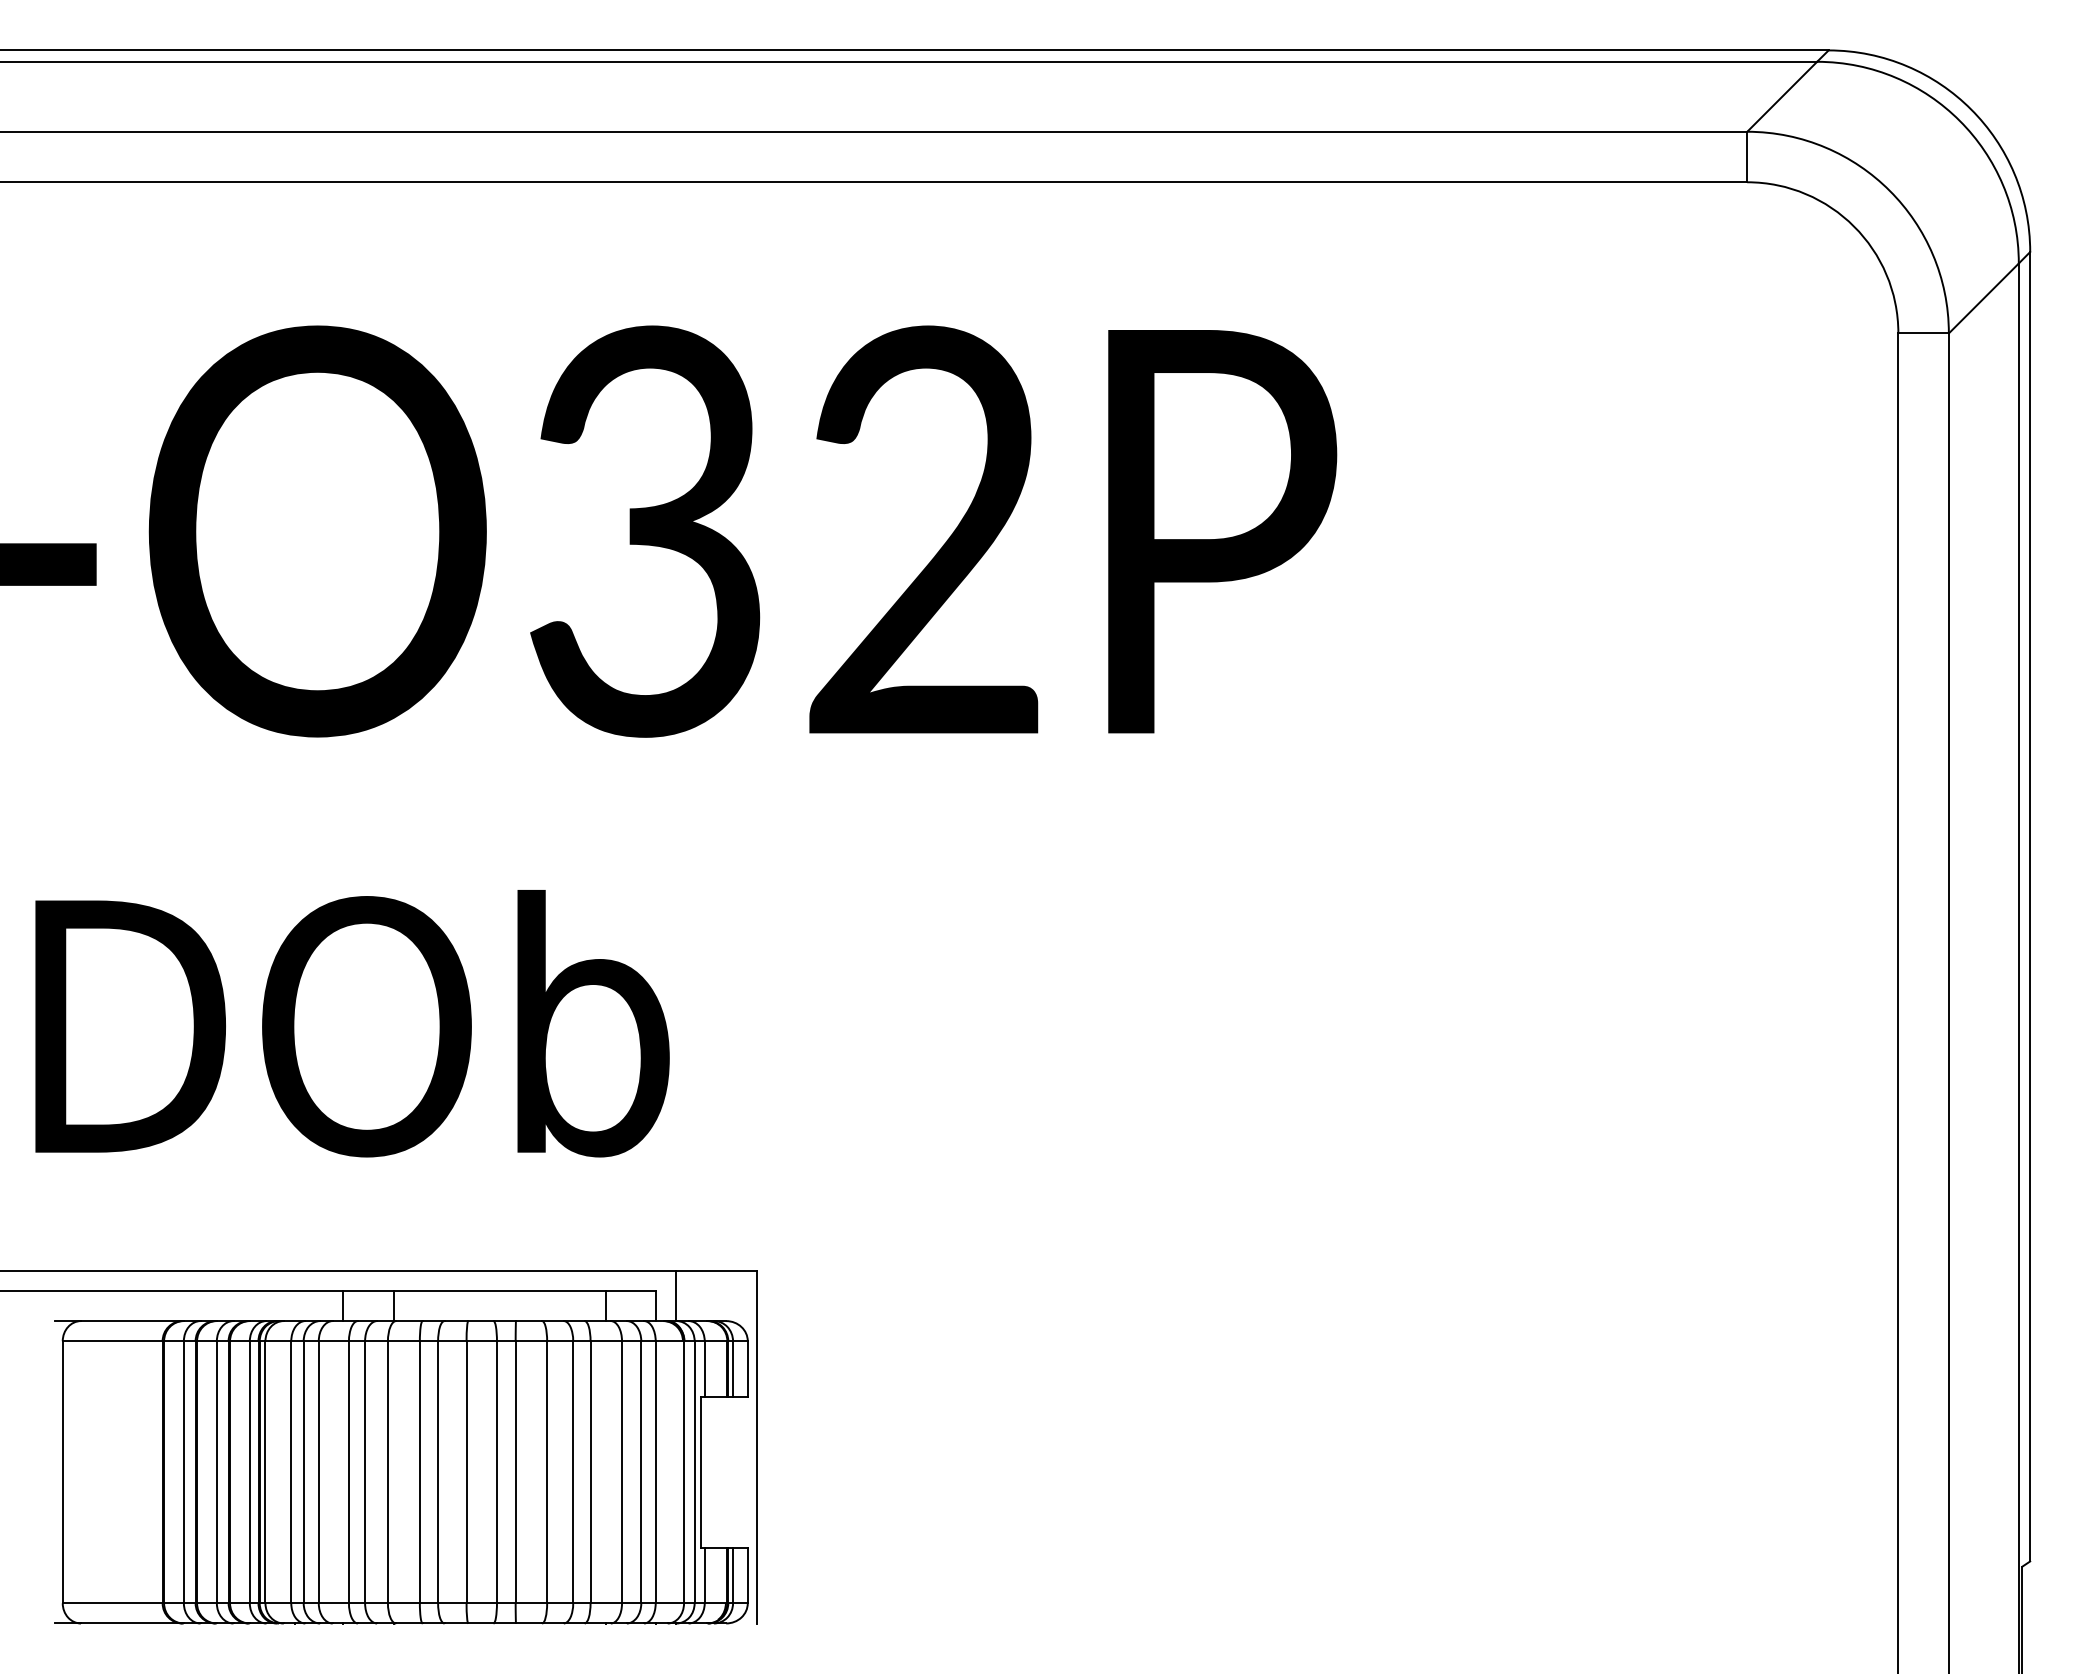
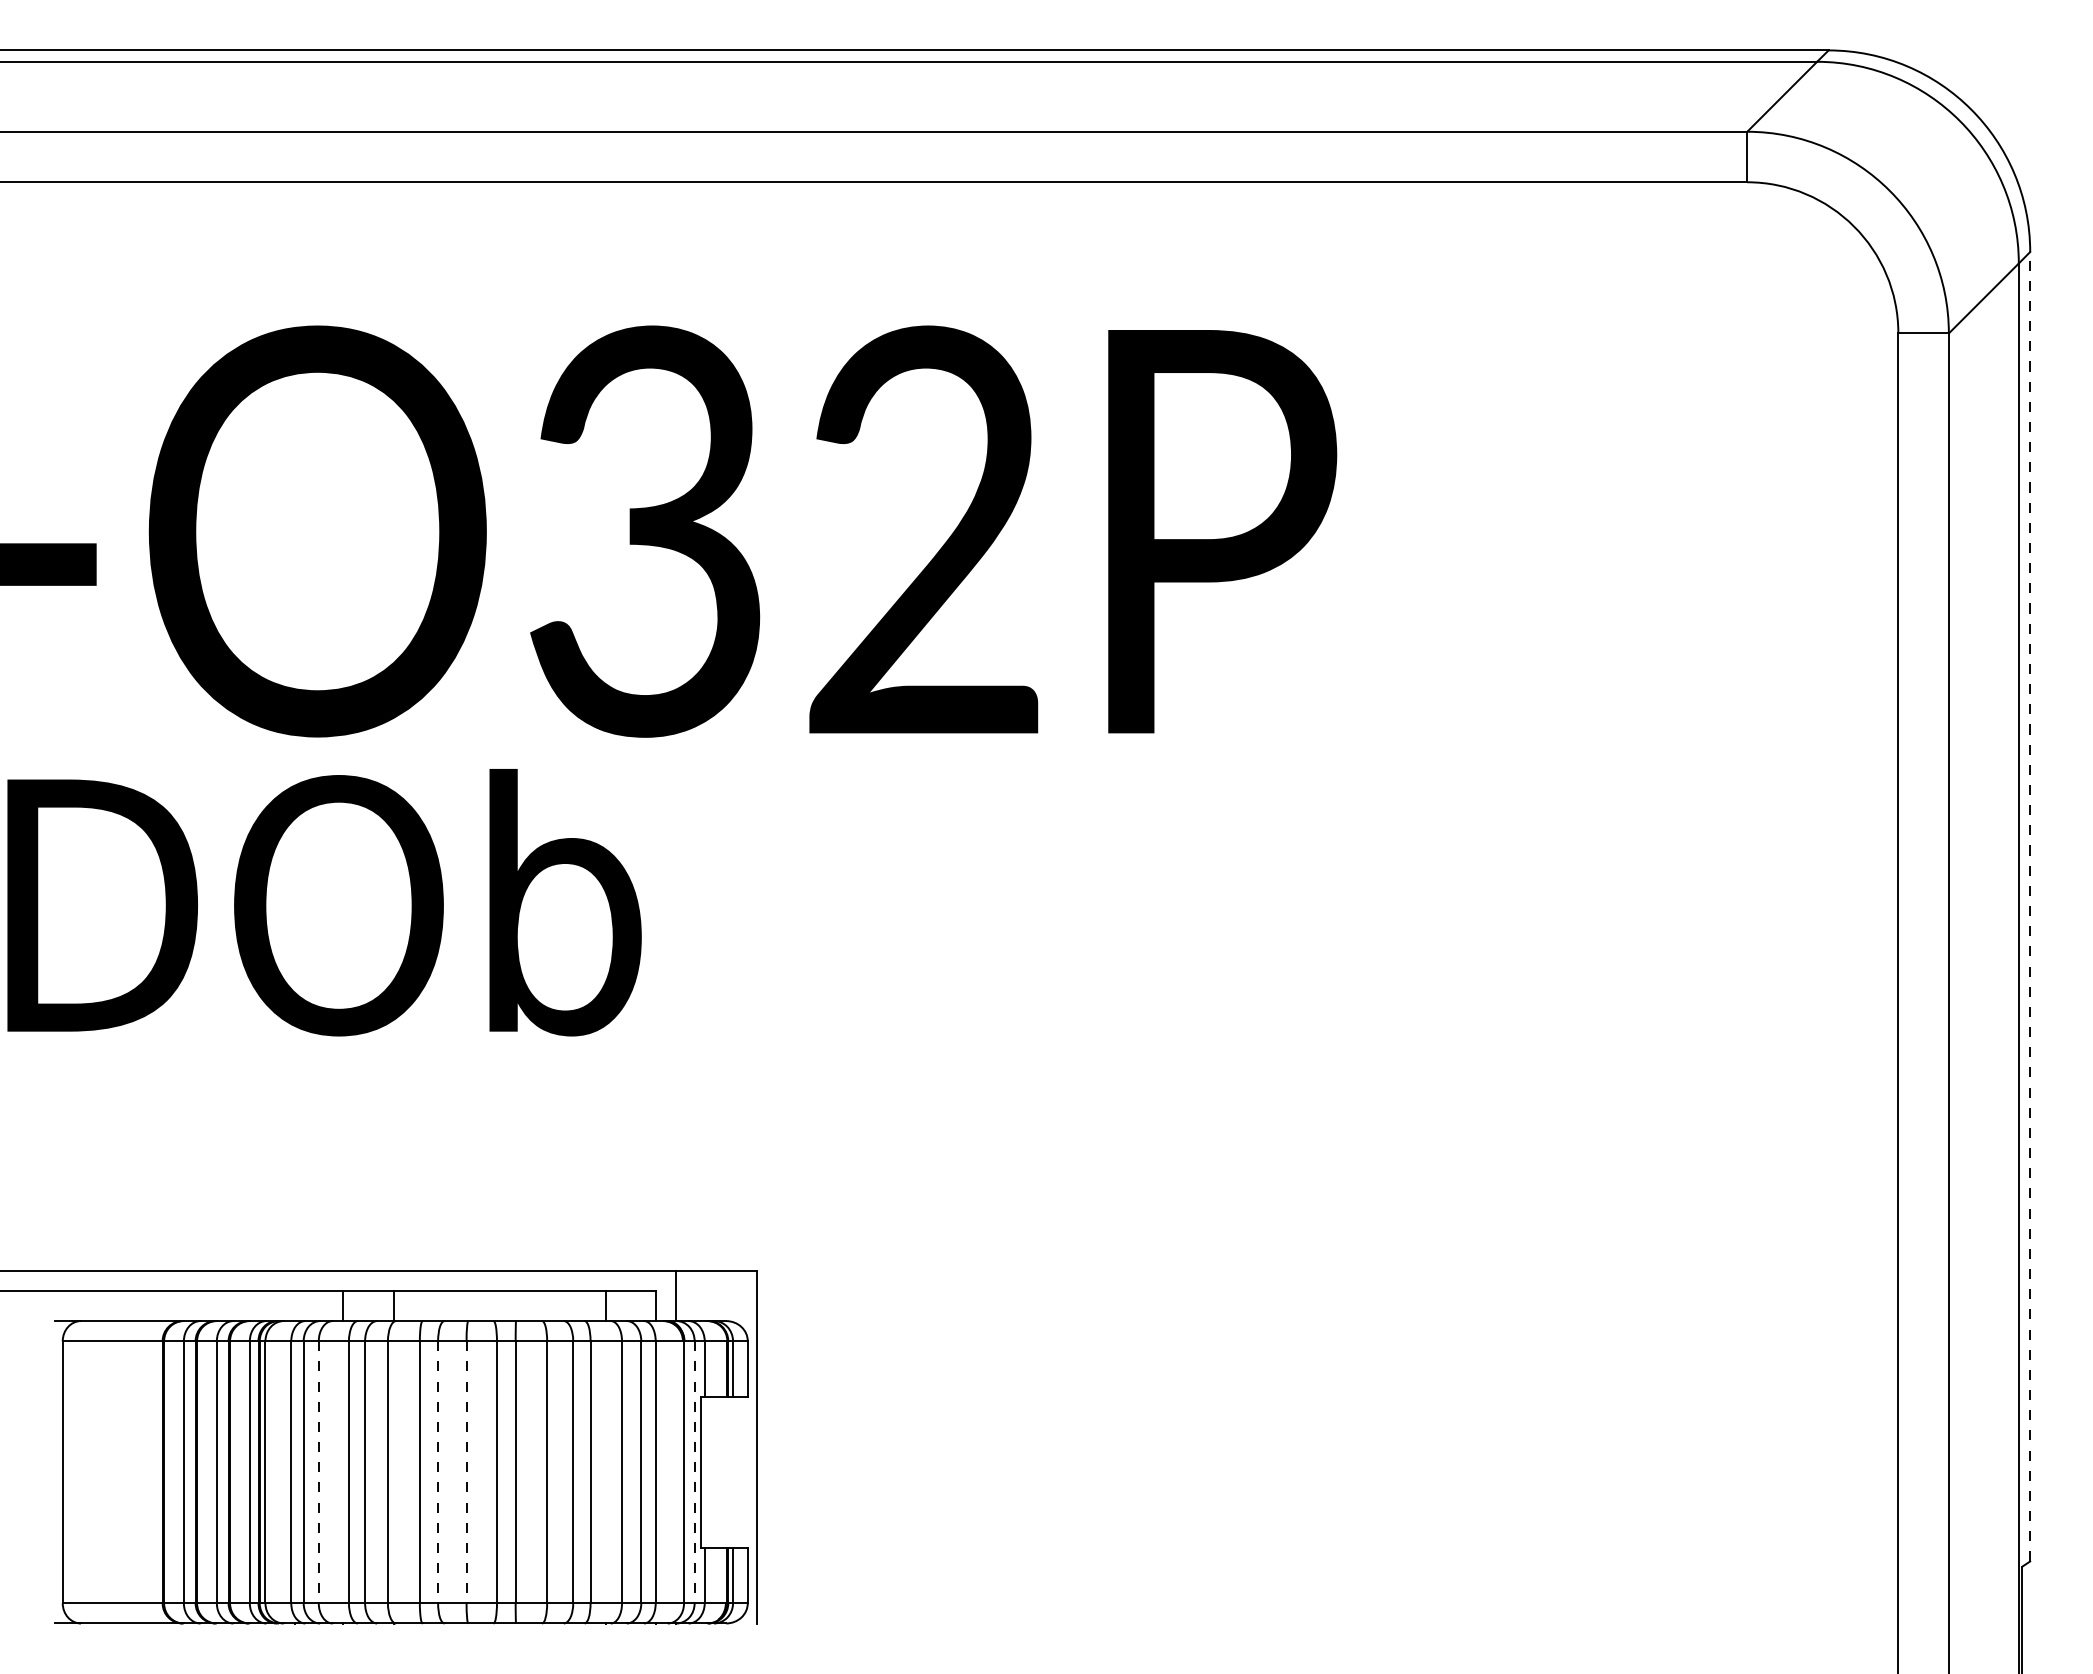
line: solid -> dashed (2030, 906)
text position: (352, 1023) -> (324, 902) (324, 902)
line: solid -> dashed (318, 1472)
line: solid -> dashed (438, 1472)
line: solid -> dashed (466, 1472)
line: solid -> dashed (694, 1472)
